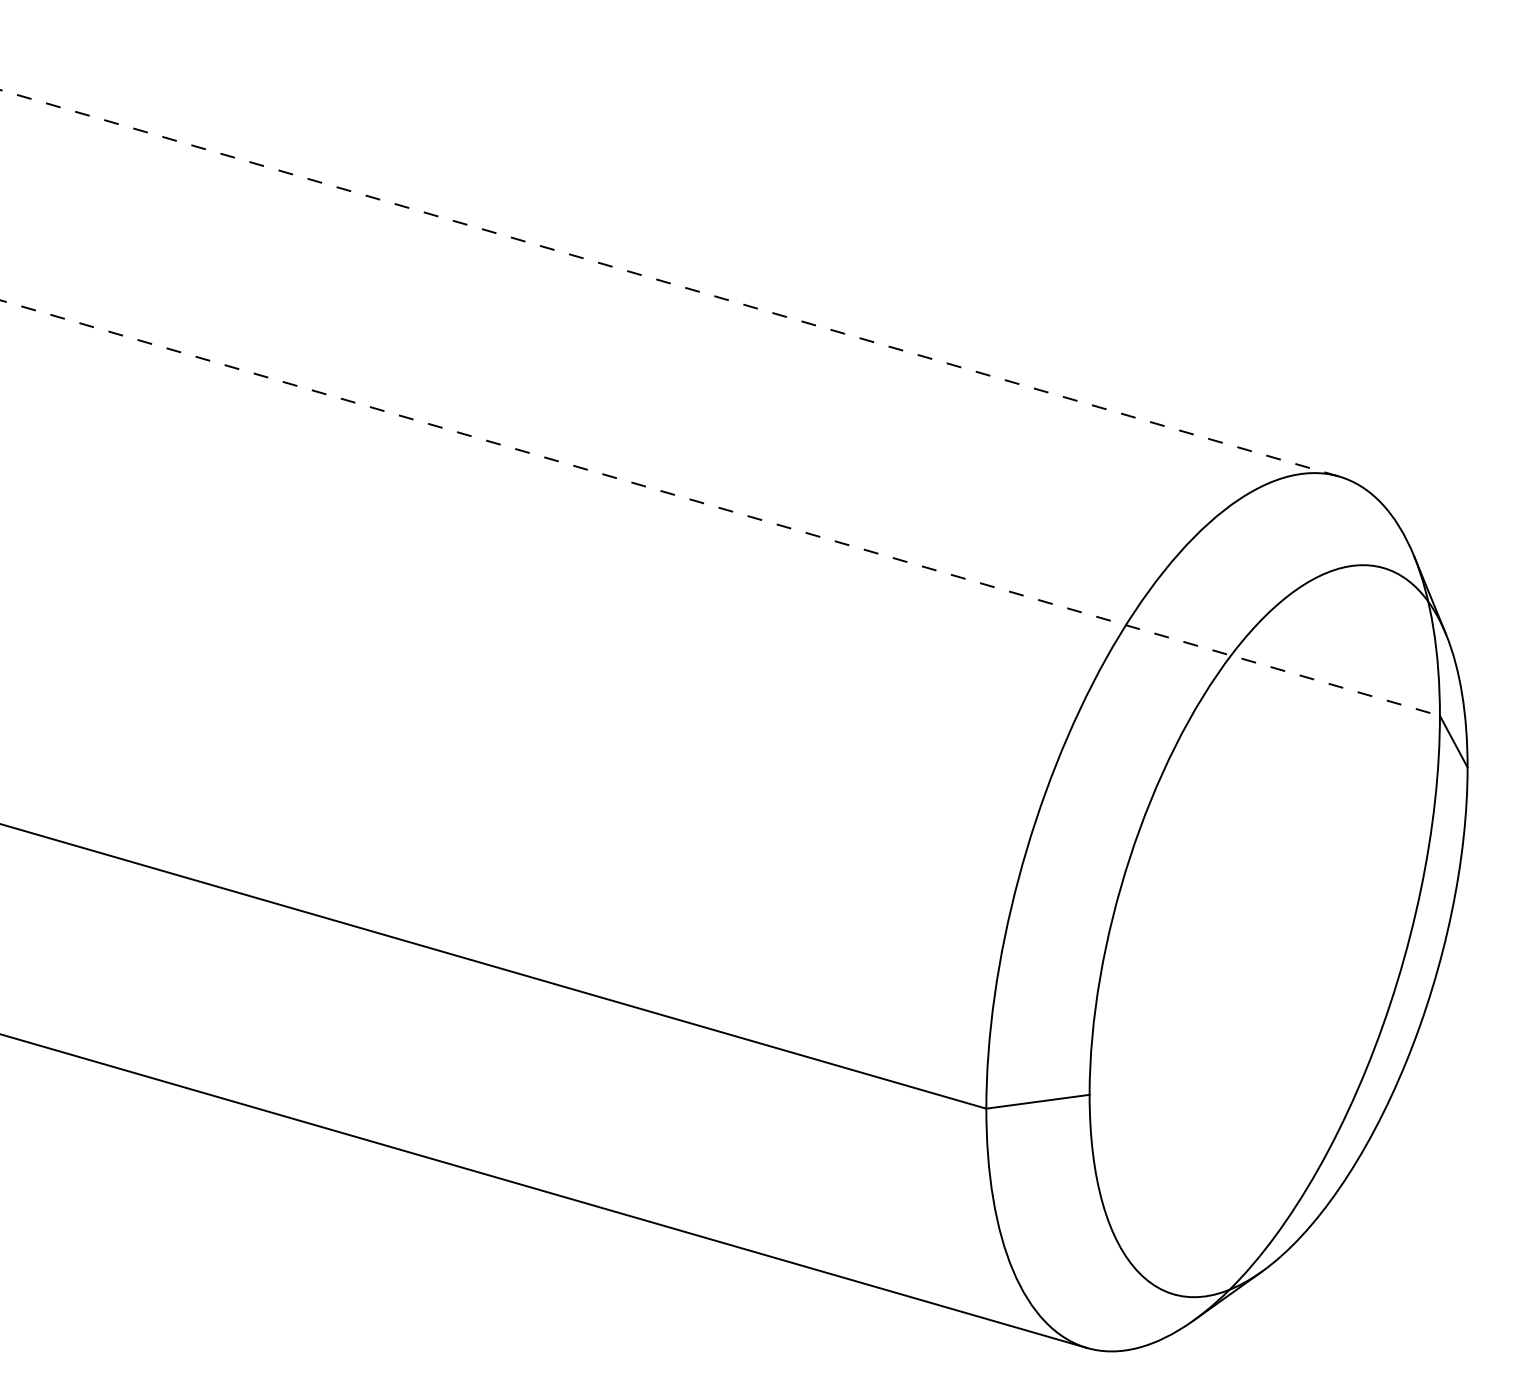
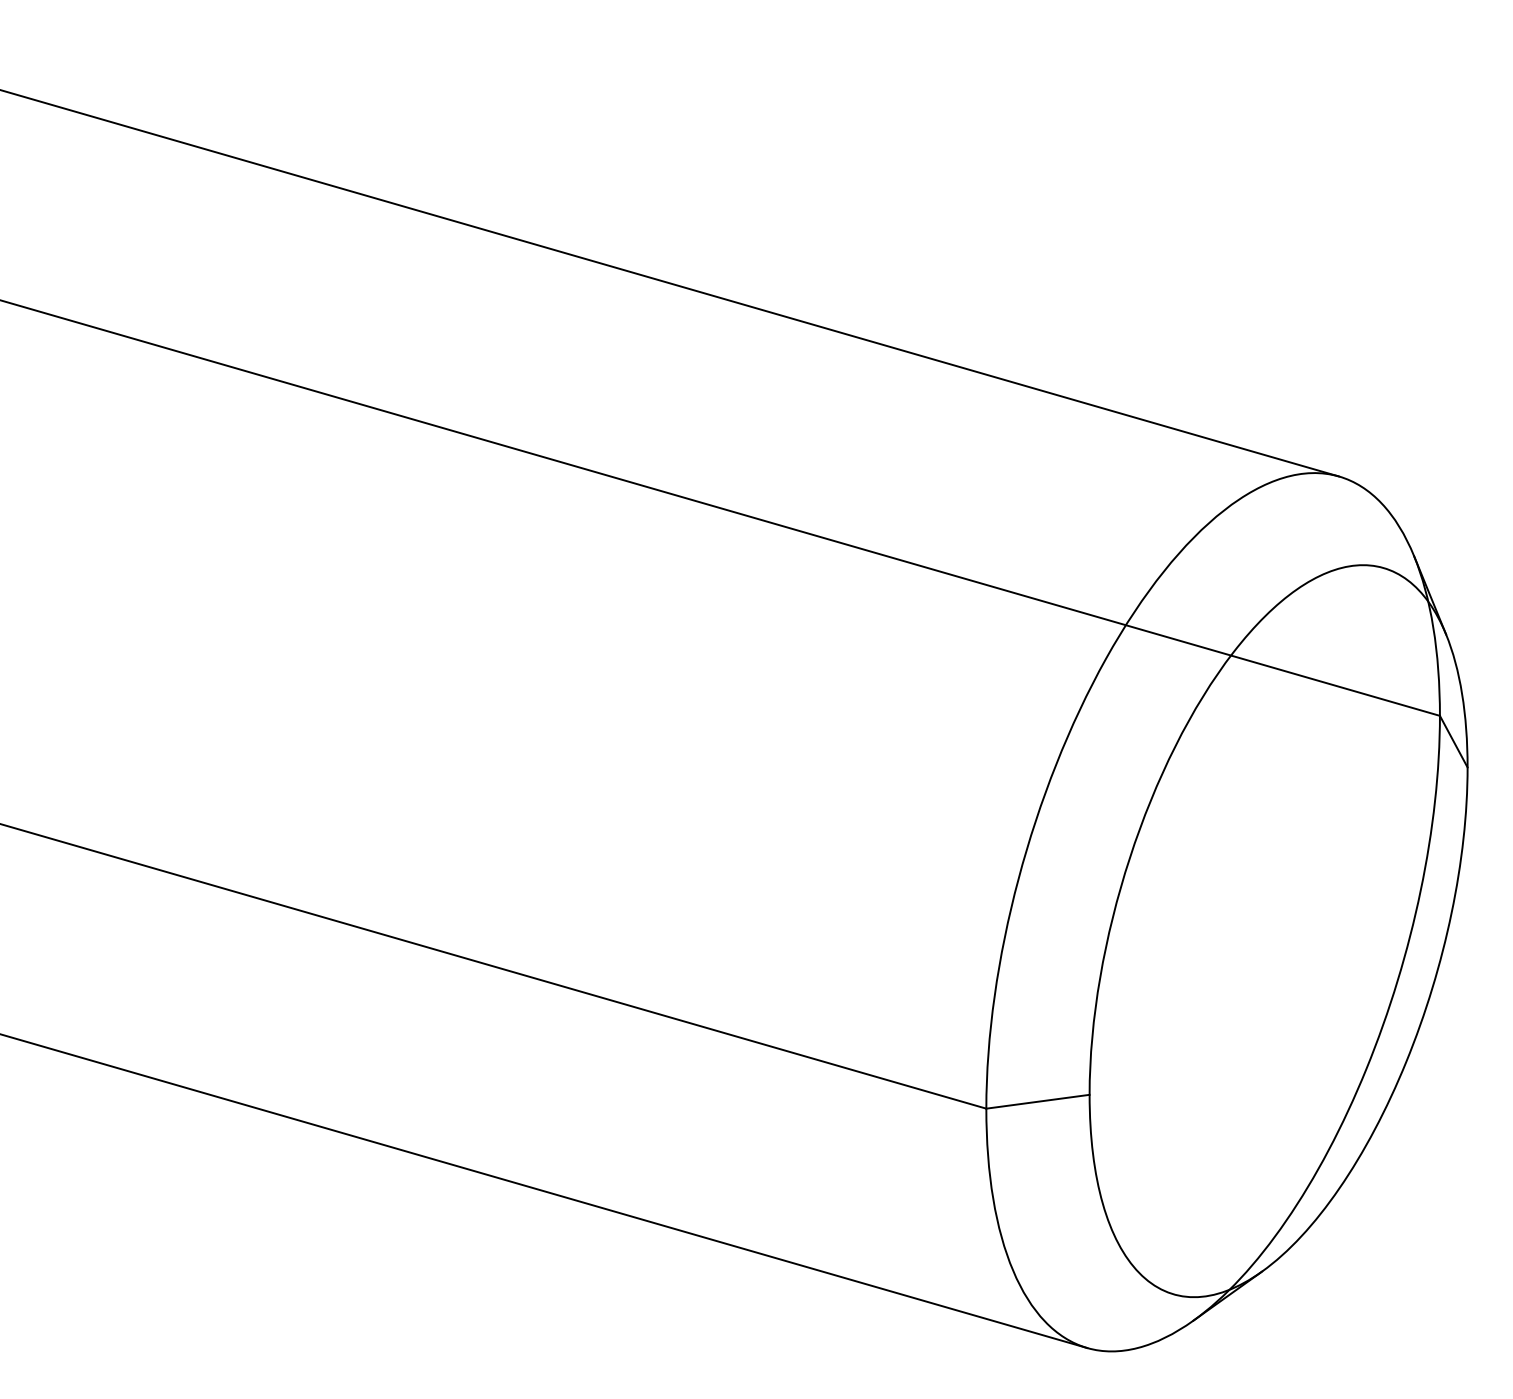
line: dashed -> solid (669, 283)
line: dashed -> solid (720, 508)
